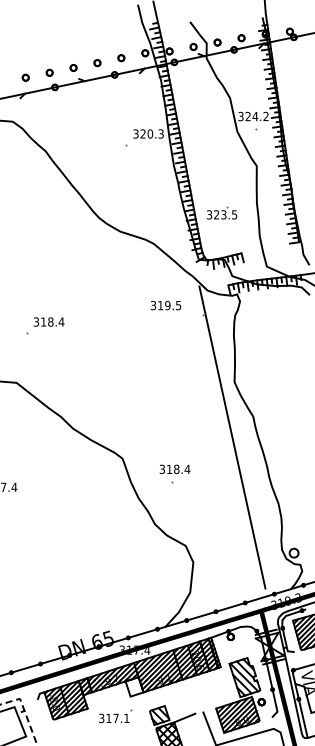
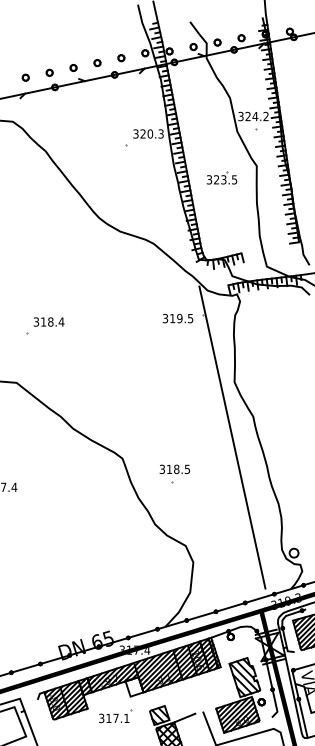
part position: (221, 212) -> (221, 177) (221, 177)
text position: (165, 305) -> (177, 318) (177, 318)
text: 318.4 -> 318.5 (187, 469)
line: dashed -> solid (24, 711)
